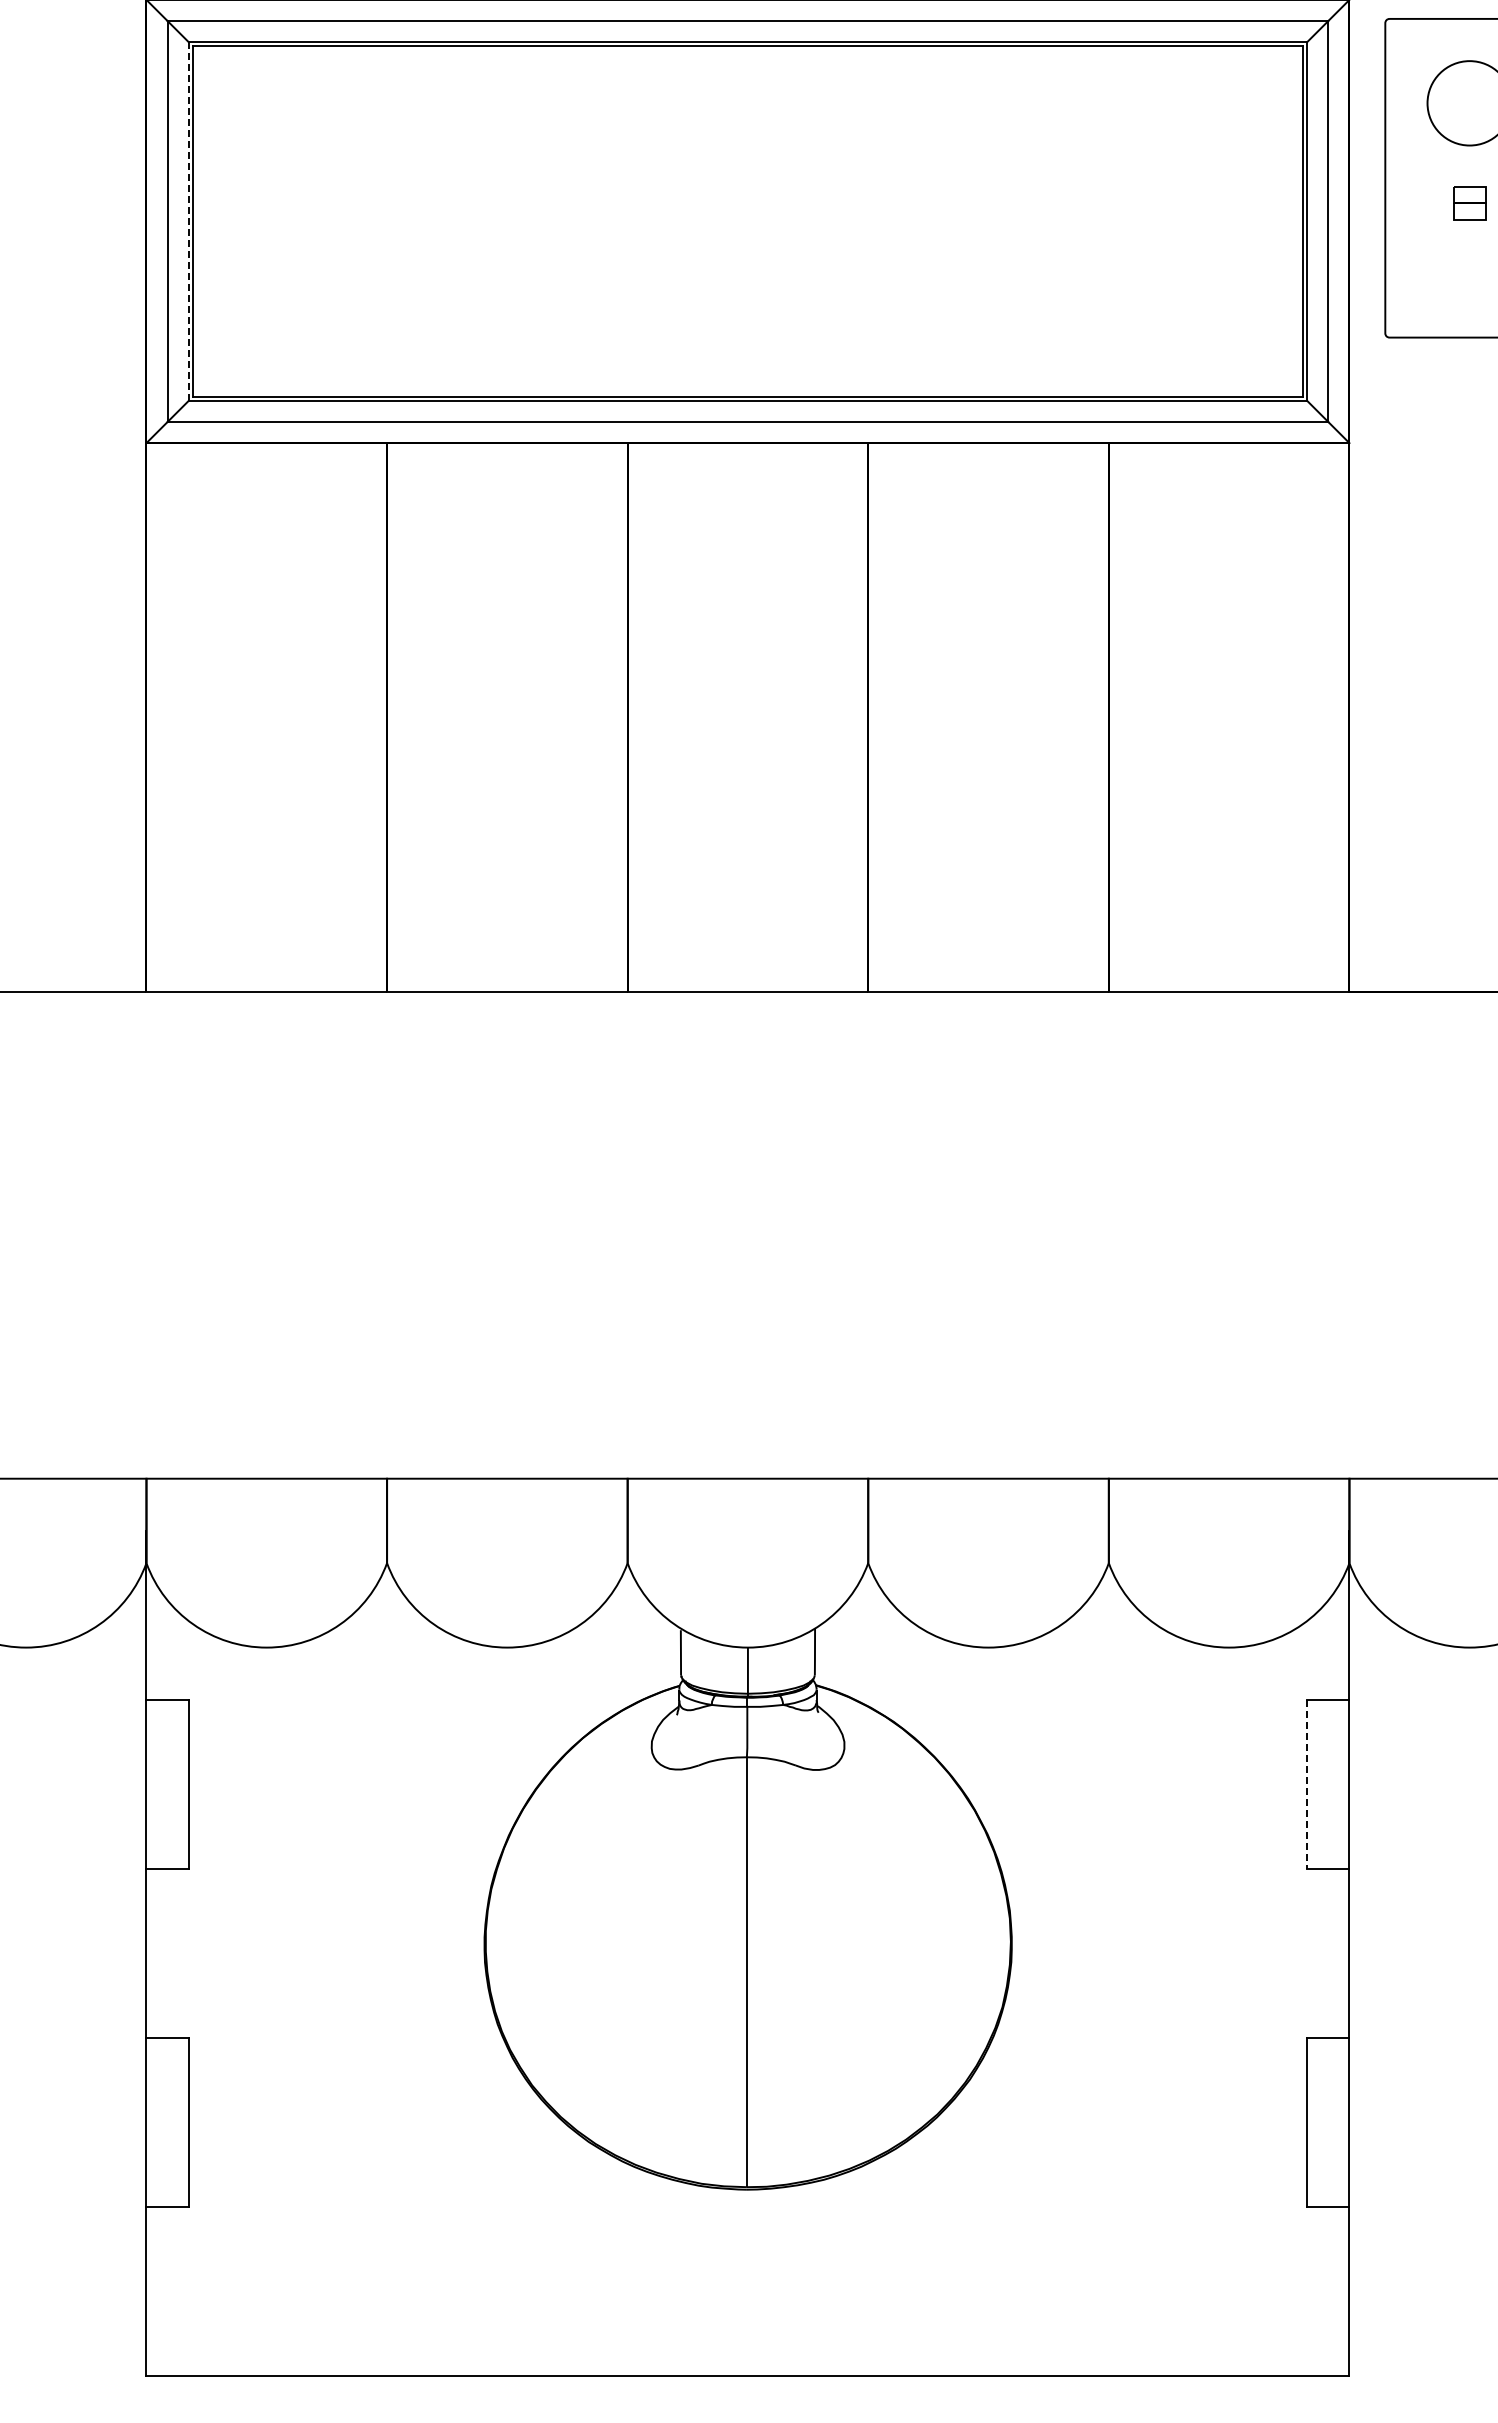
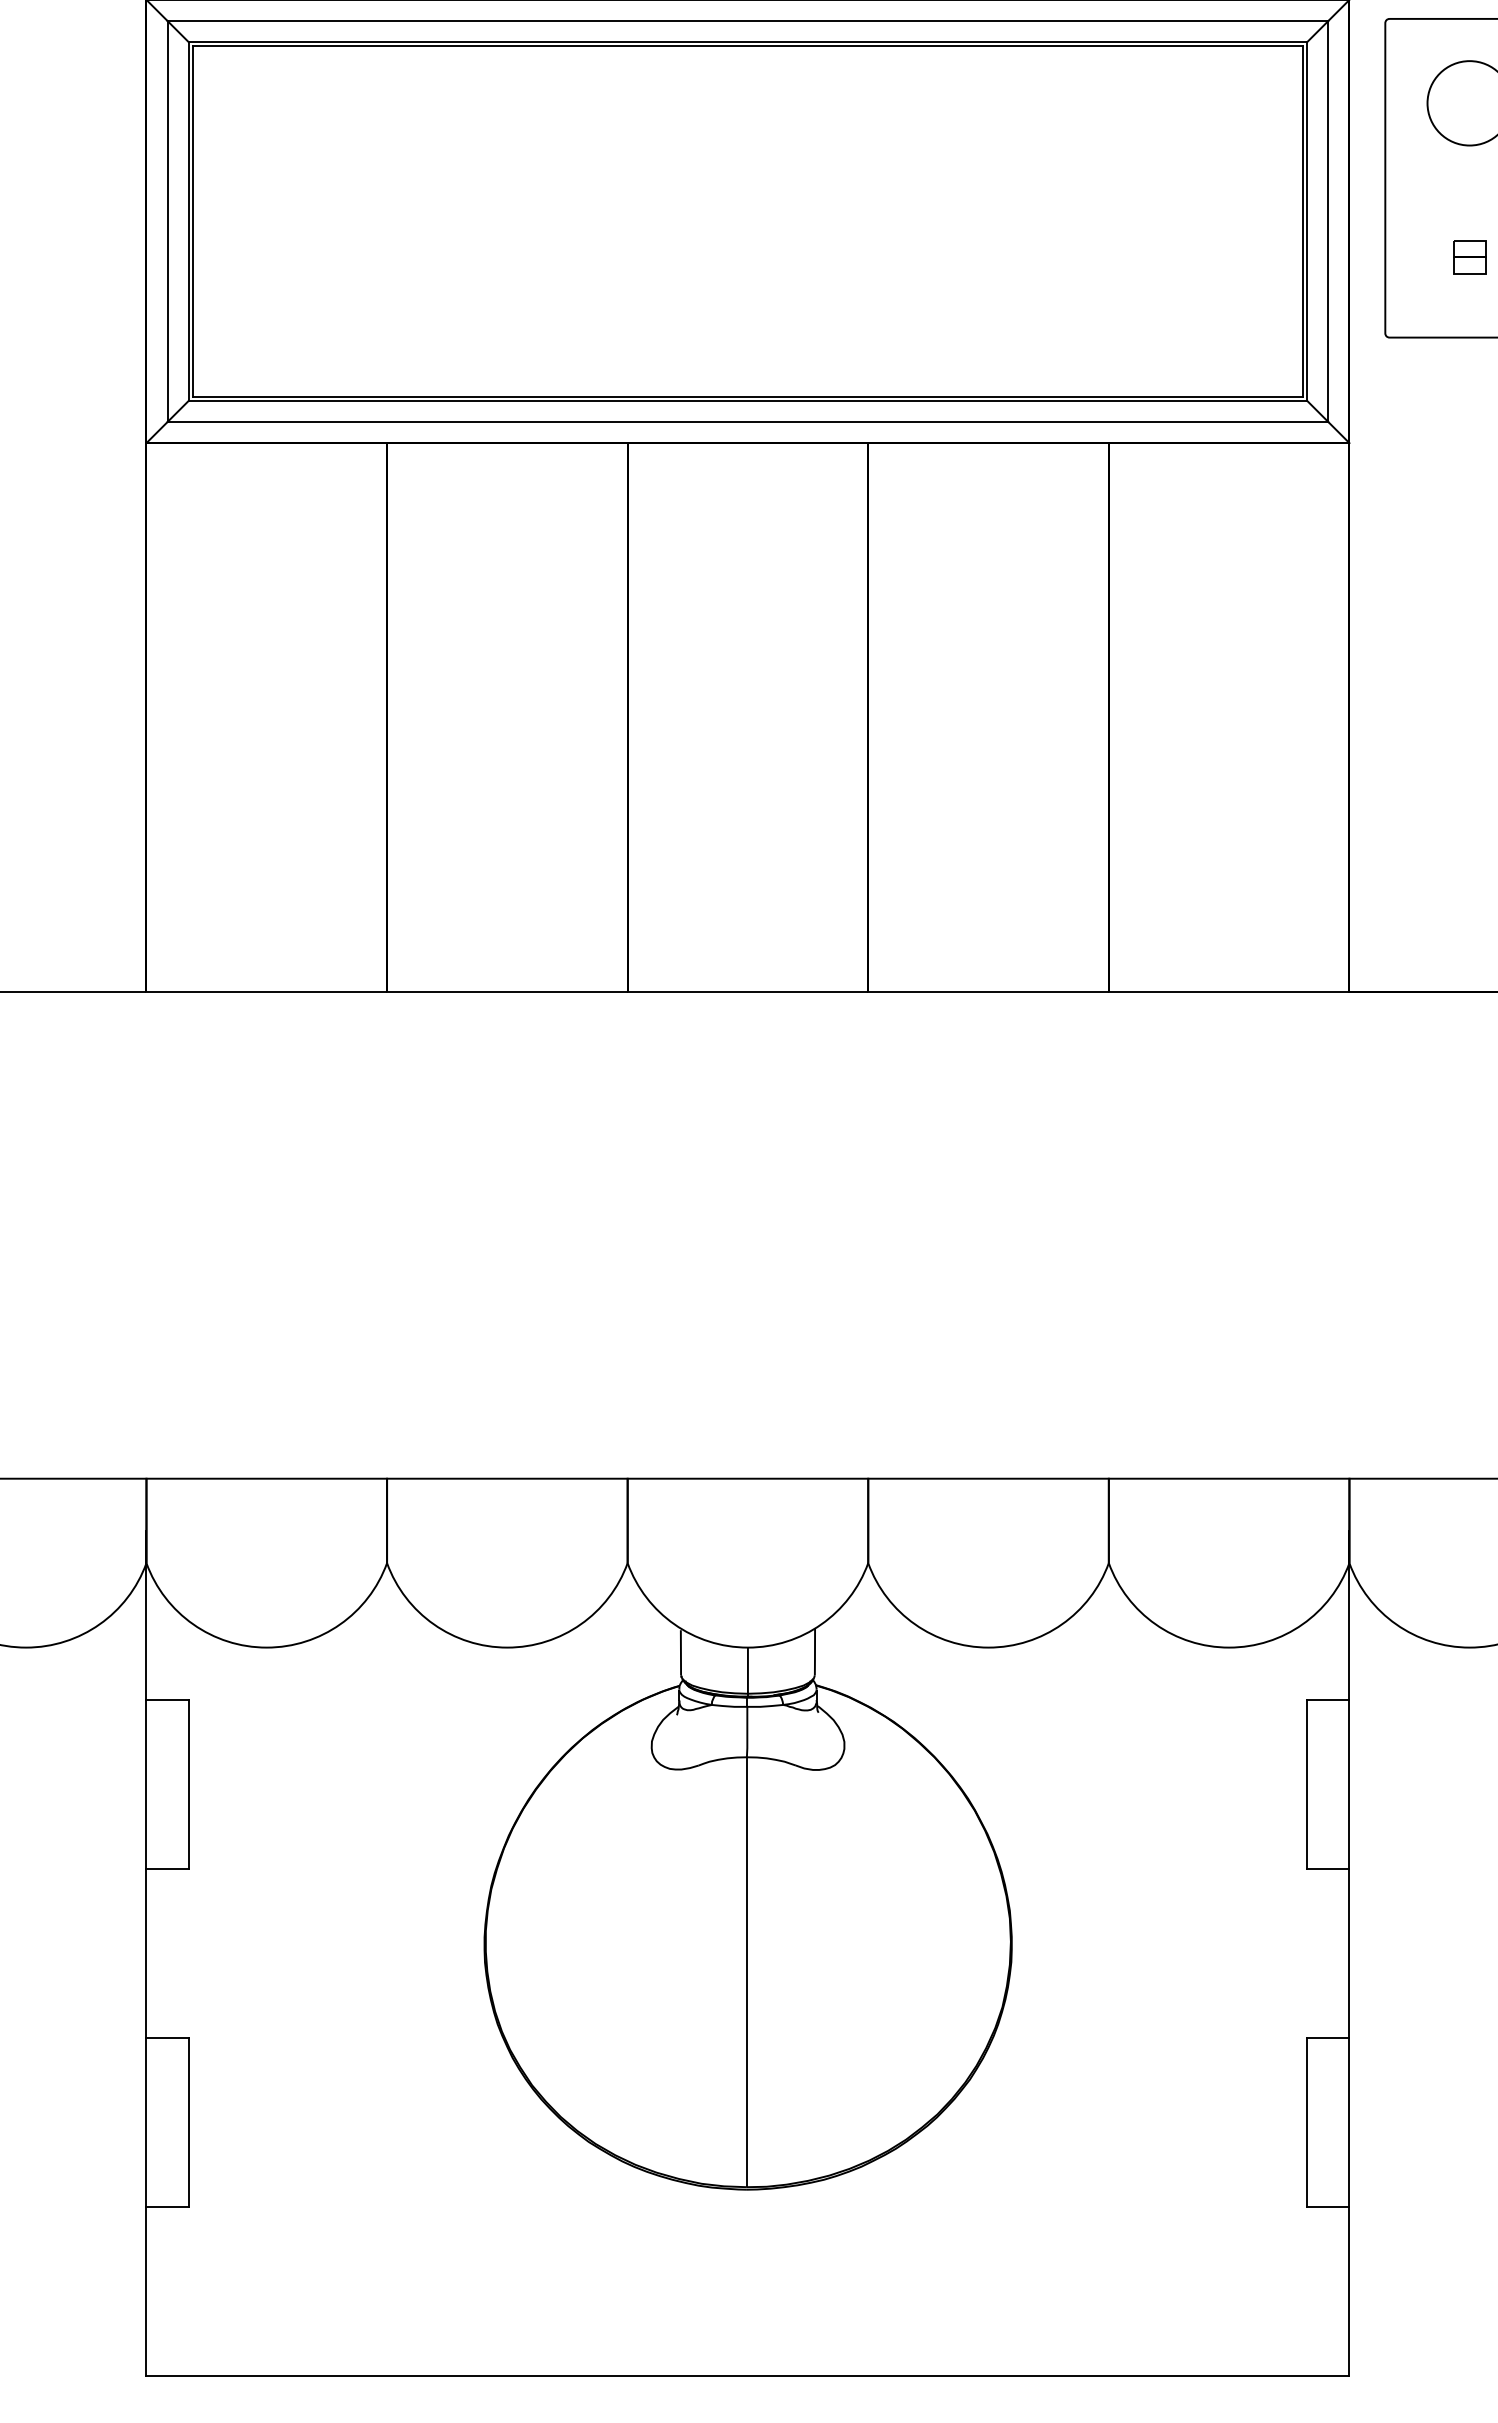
part position: (1469, 203) -> (1469, 257) (1469, 257)
line: dashed -> solid (188, 222)
line: dashed -> solid (1307, 1785)
